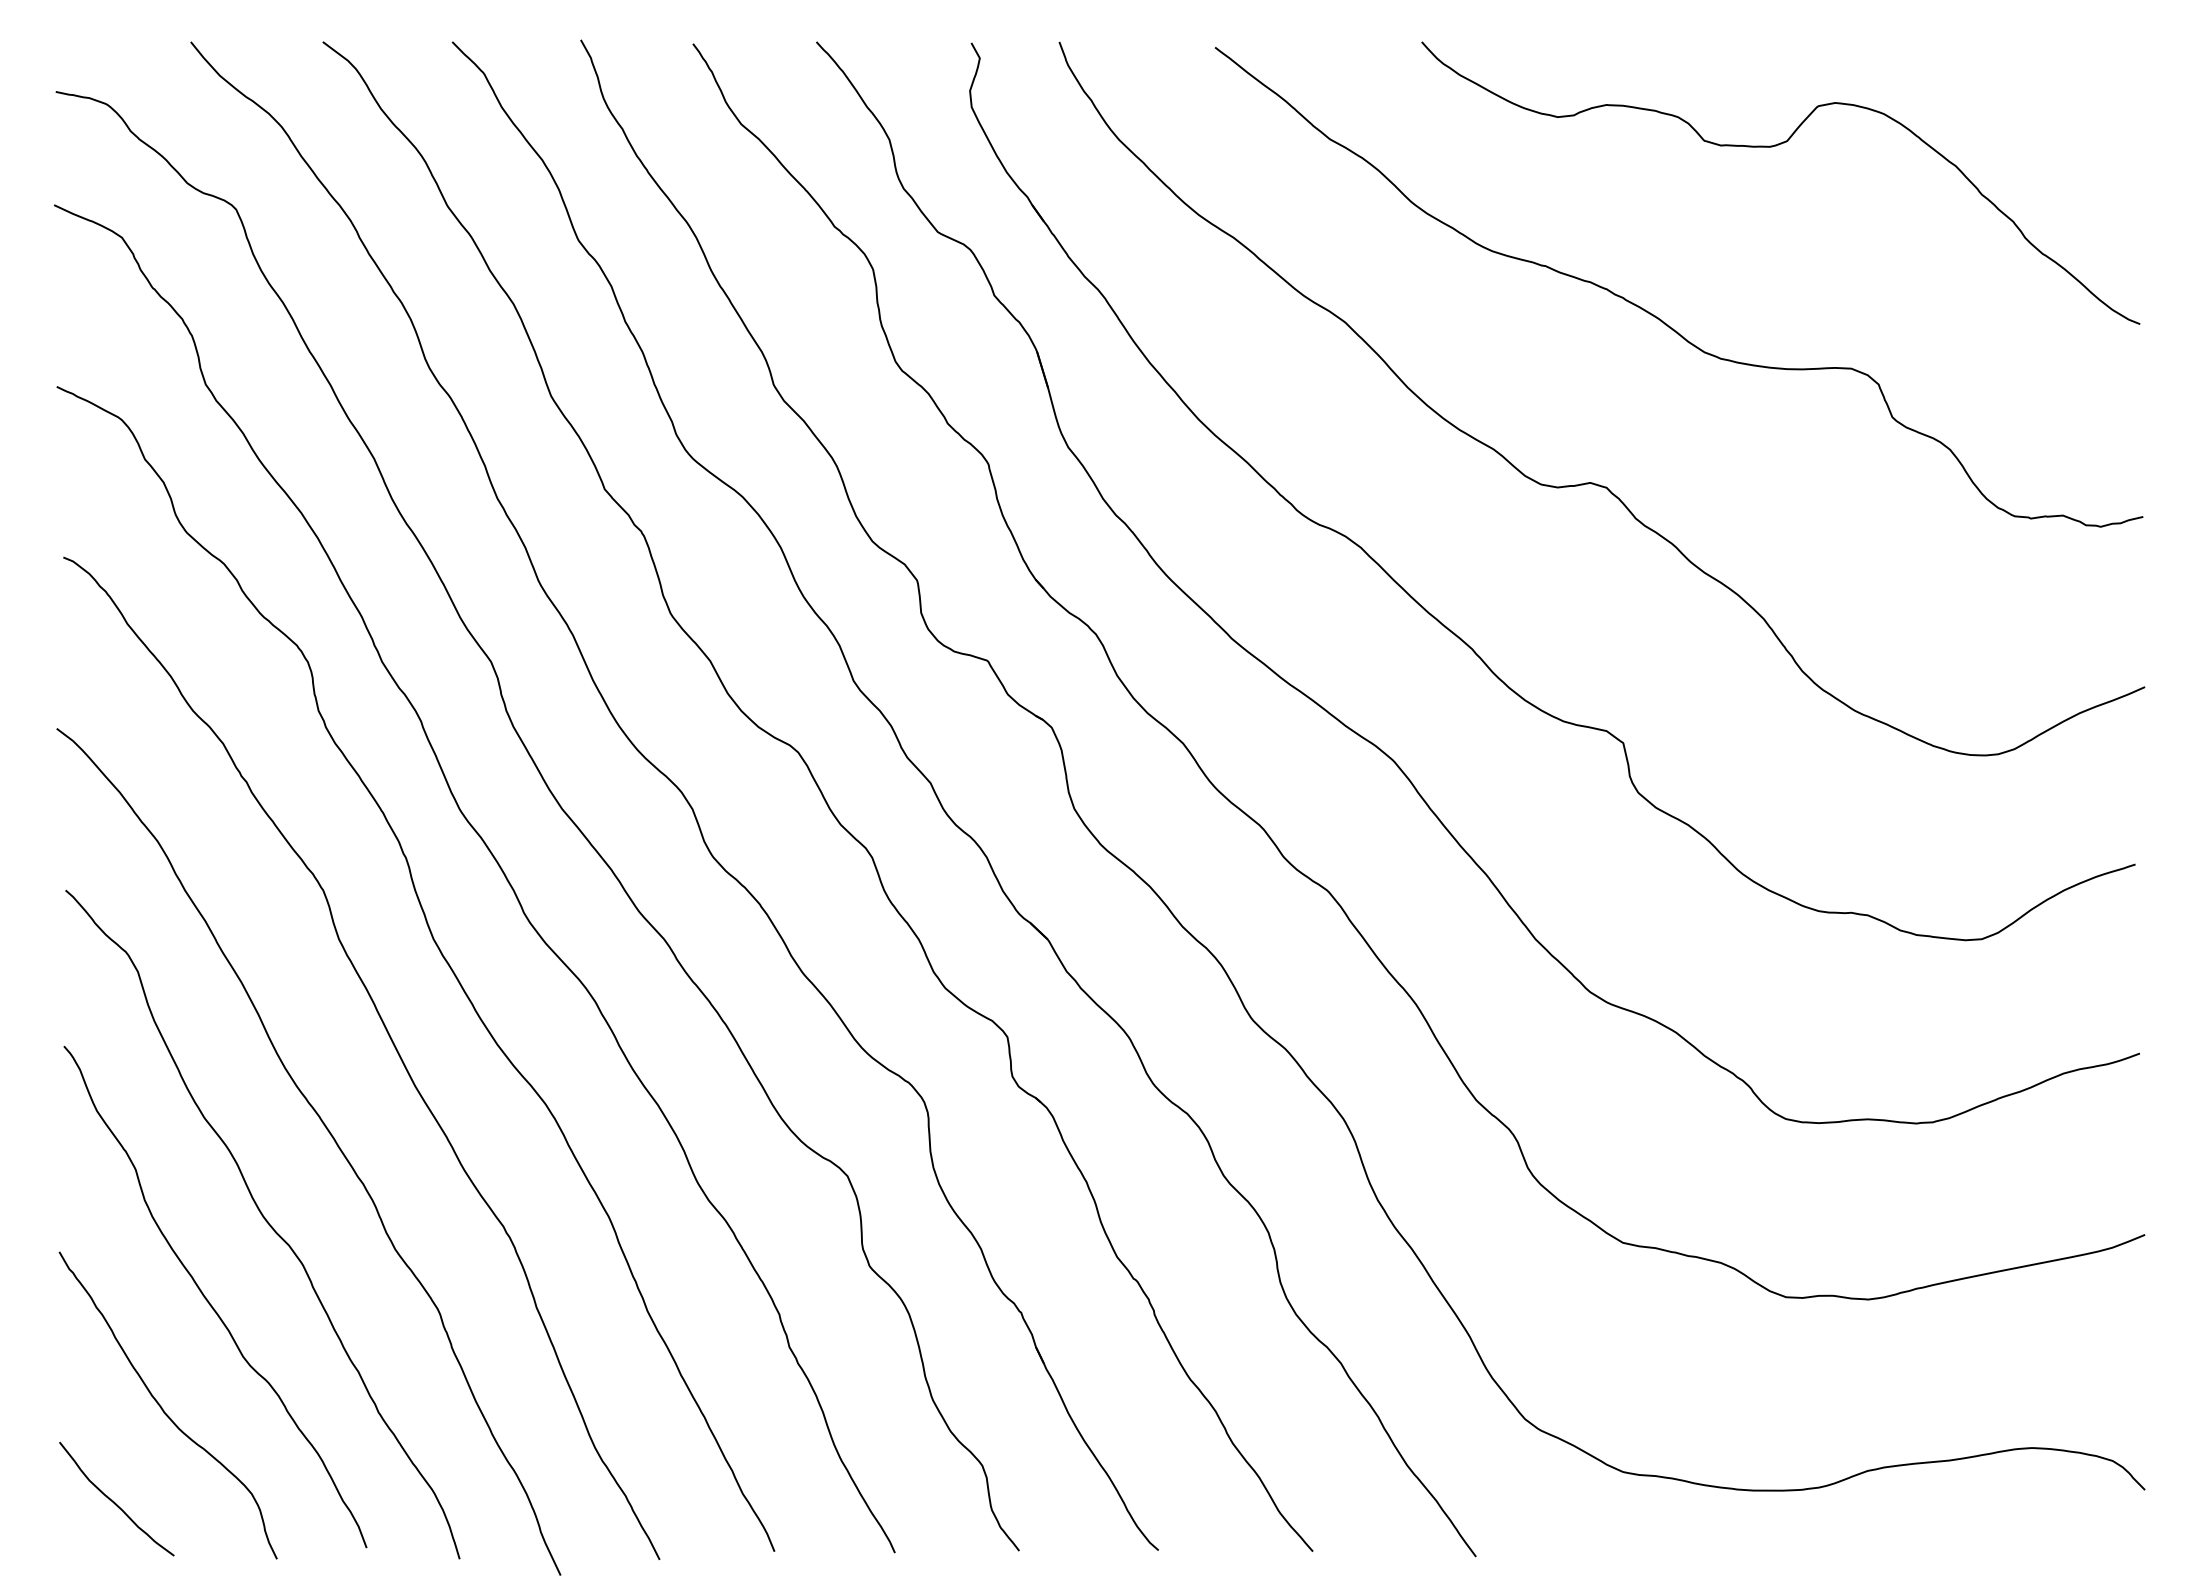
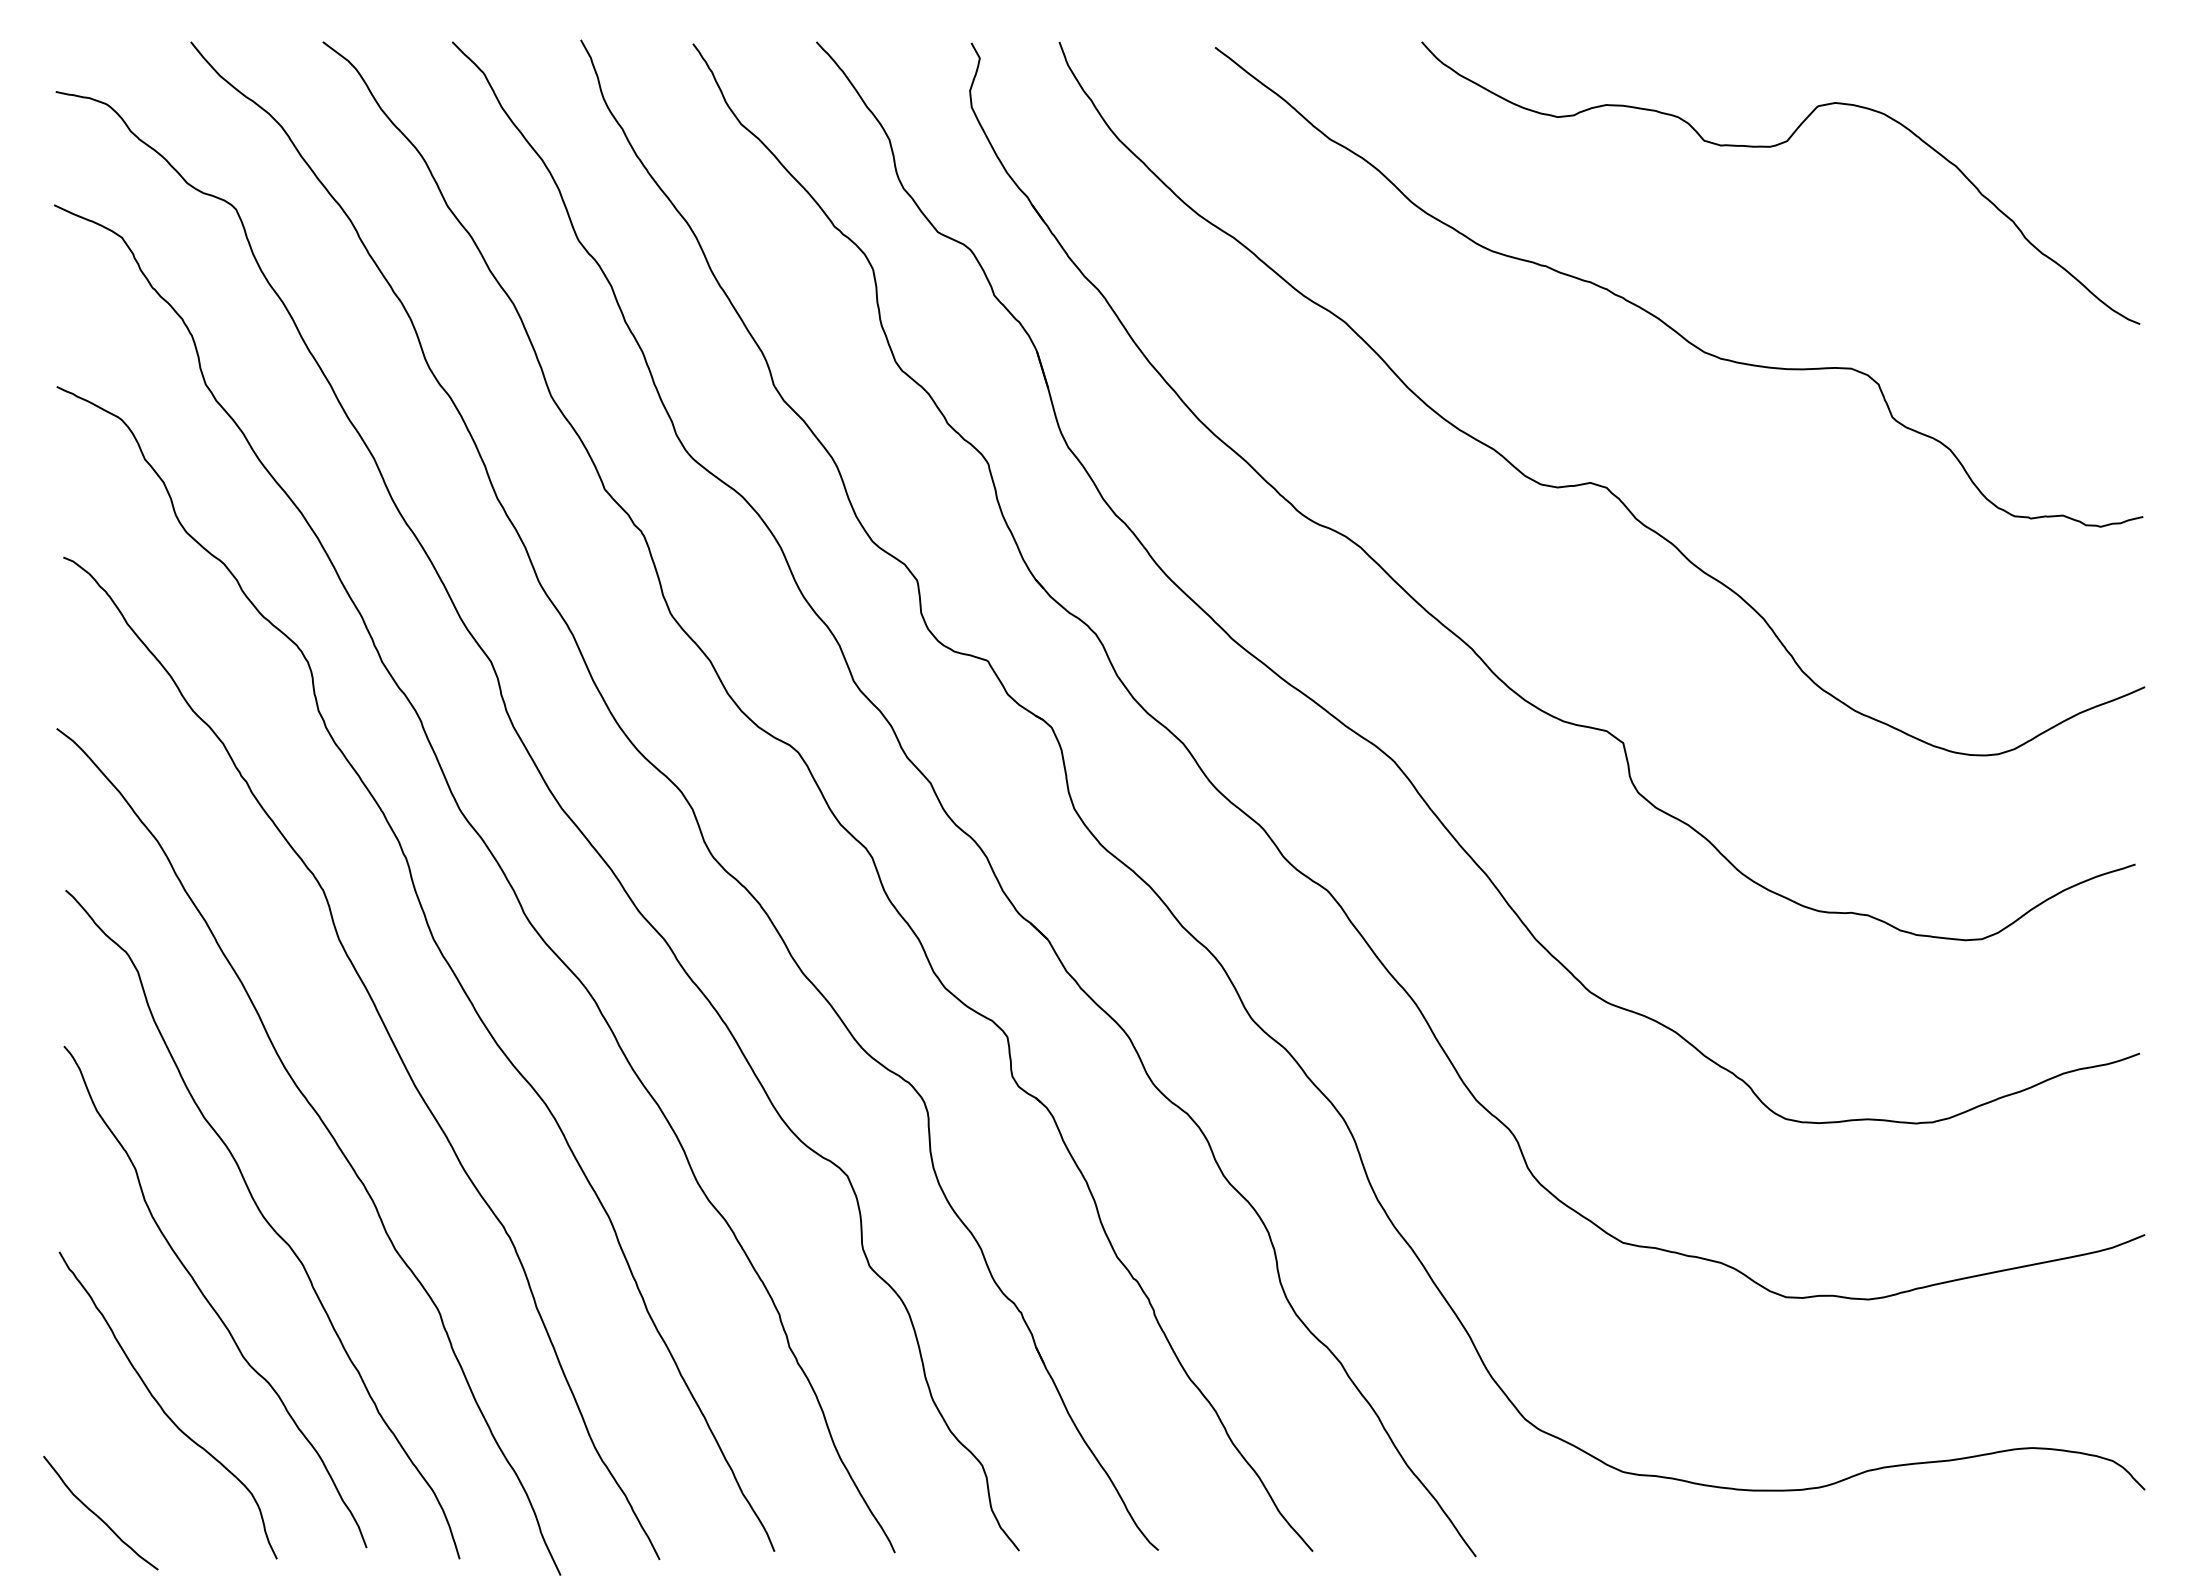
curve position: (113, 1500) -> (97, 1514) (97, 1514)
